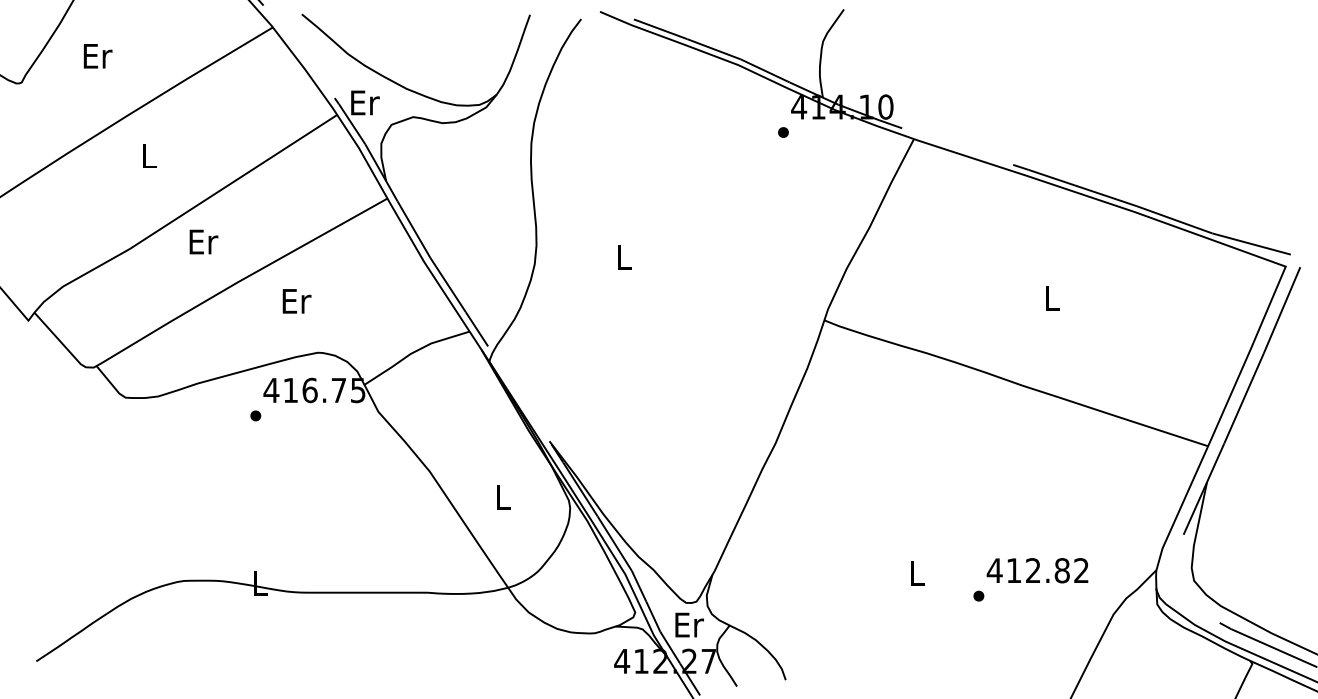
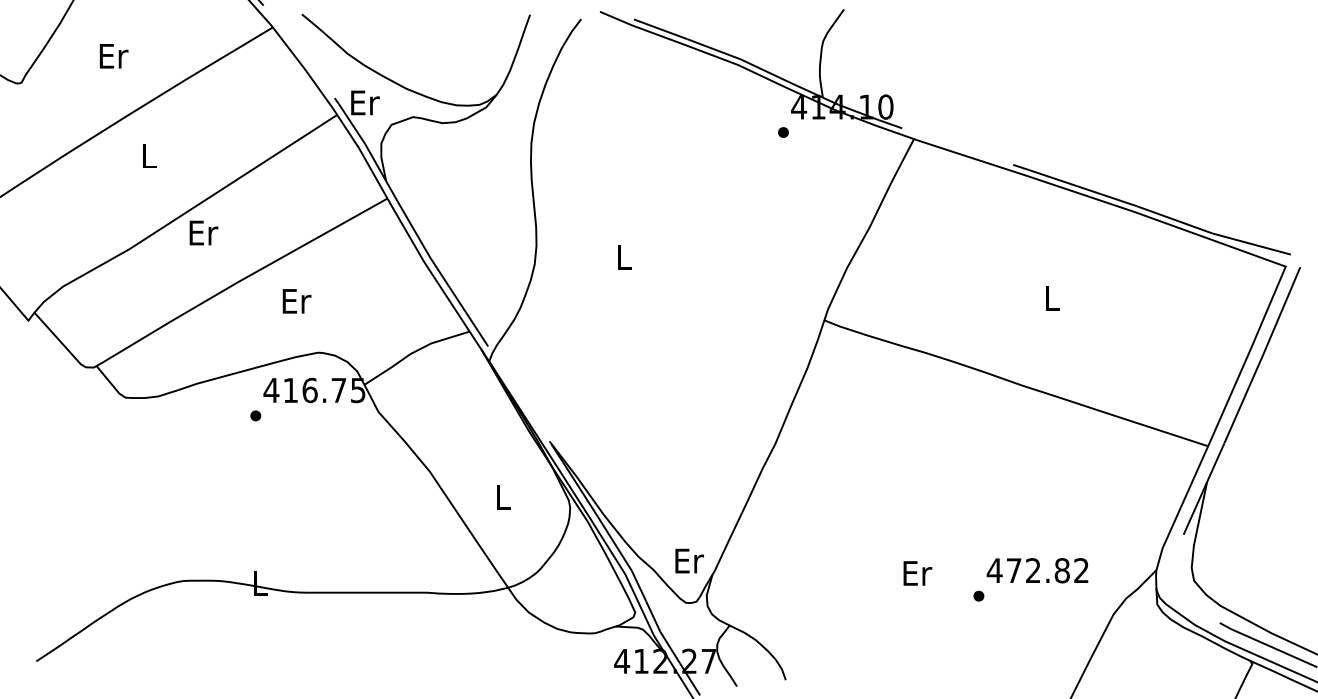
text position: (97, 56) -> (113, 56) (113, 56)
text position: (203, 241) -> (203, 232) (203, 232)
text: 412.82 -> 472.82 (1014, 570)
text: L -> Er (917, 573)
text position: (689, 624) -> (689, 560) (689, 560)
